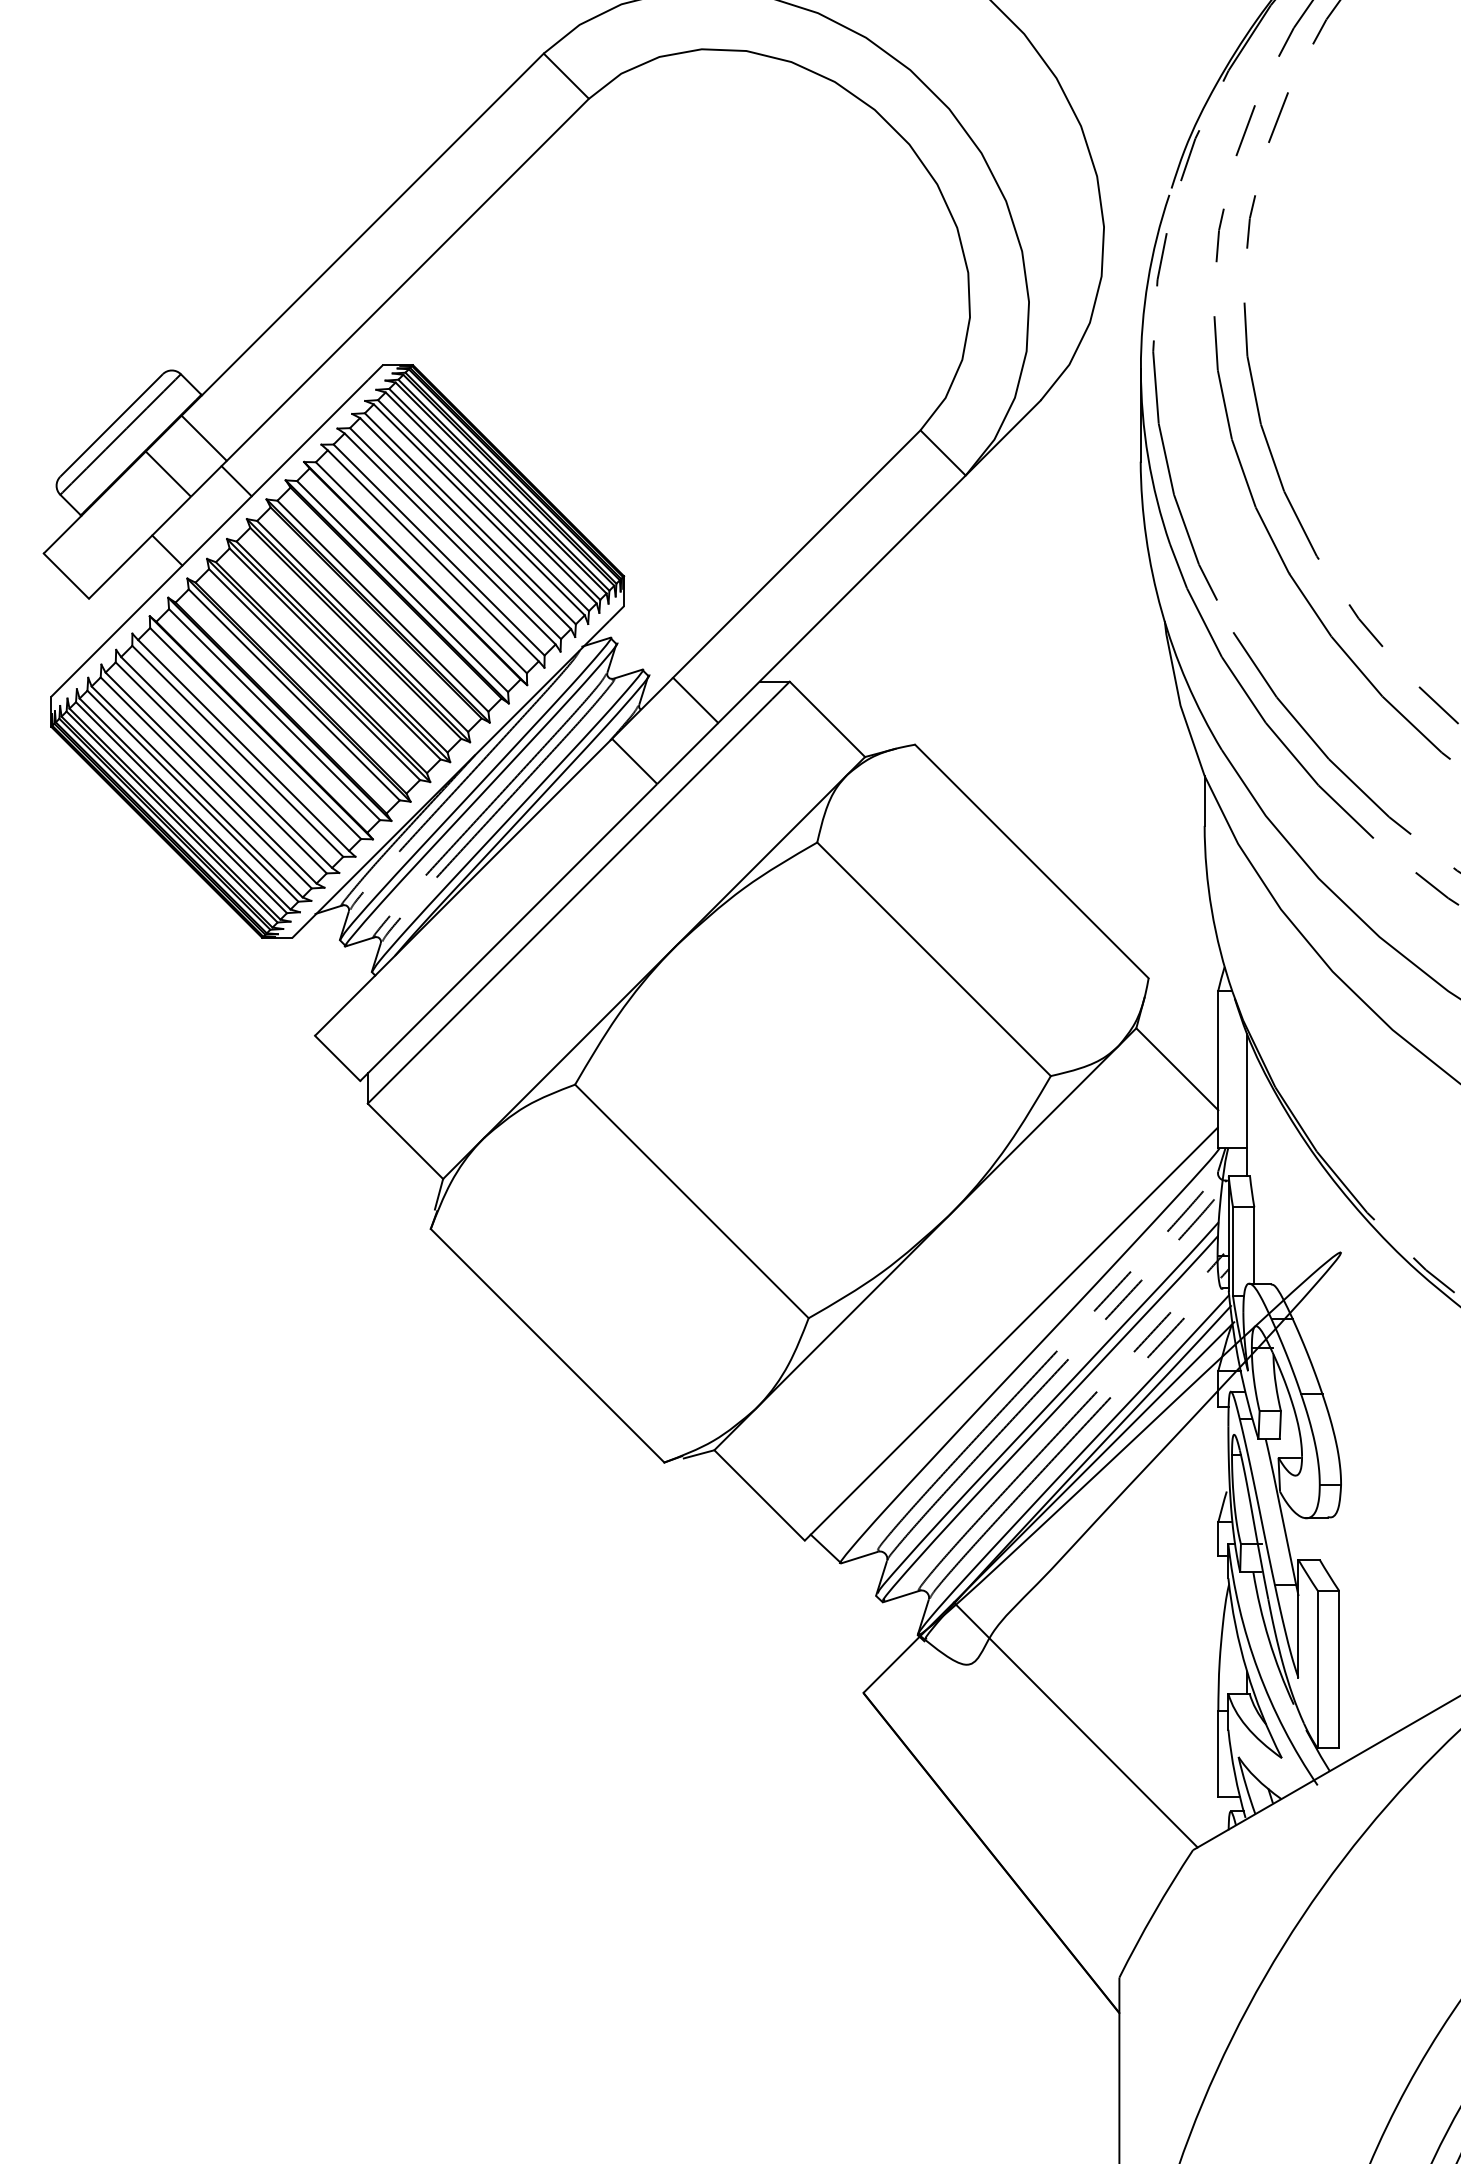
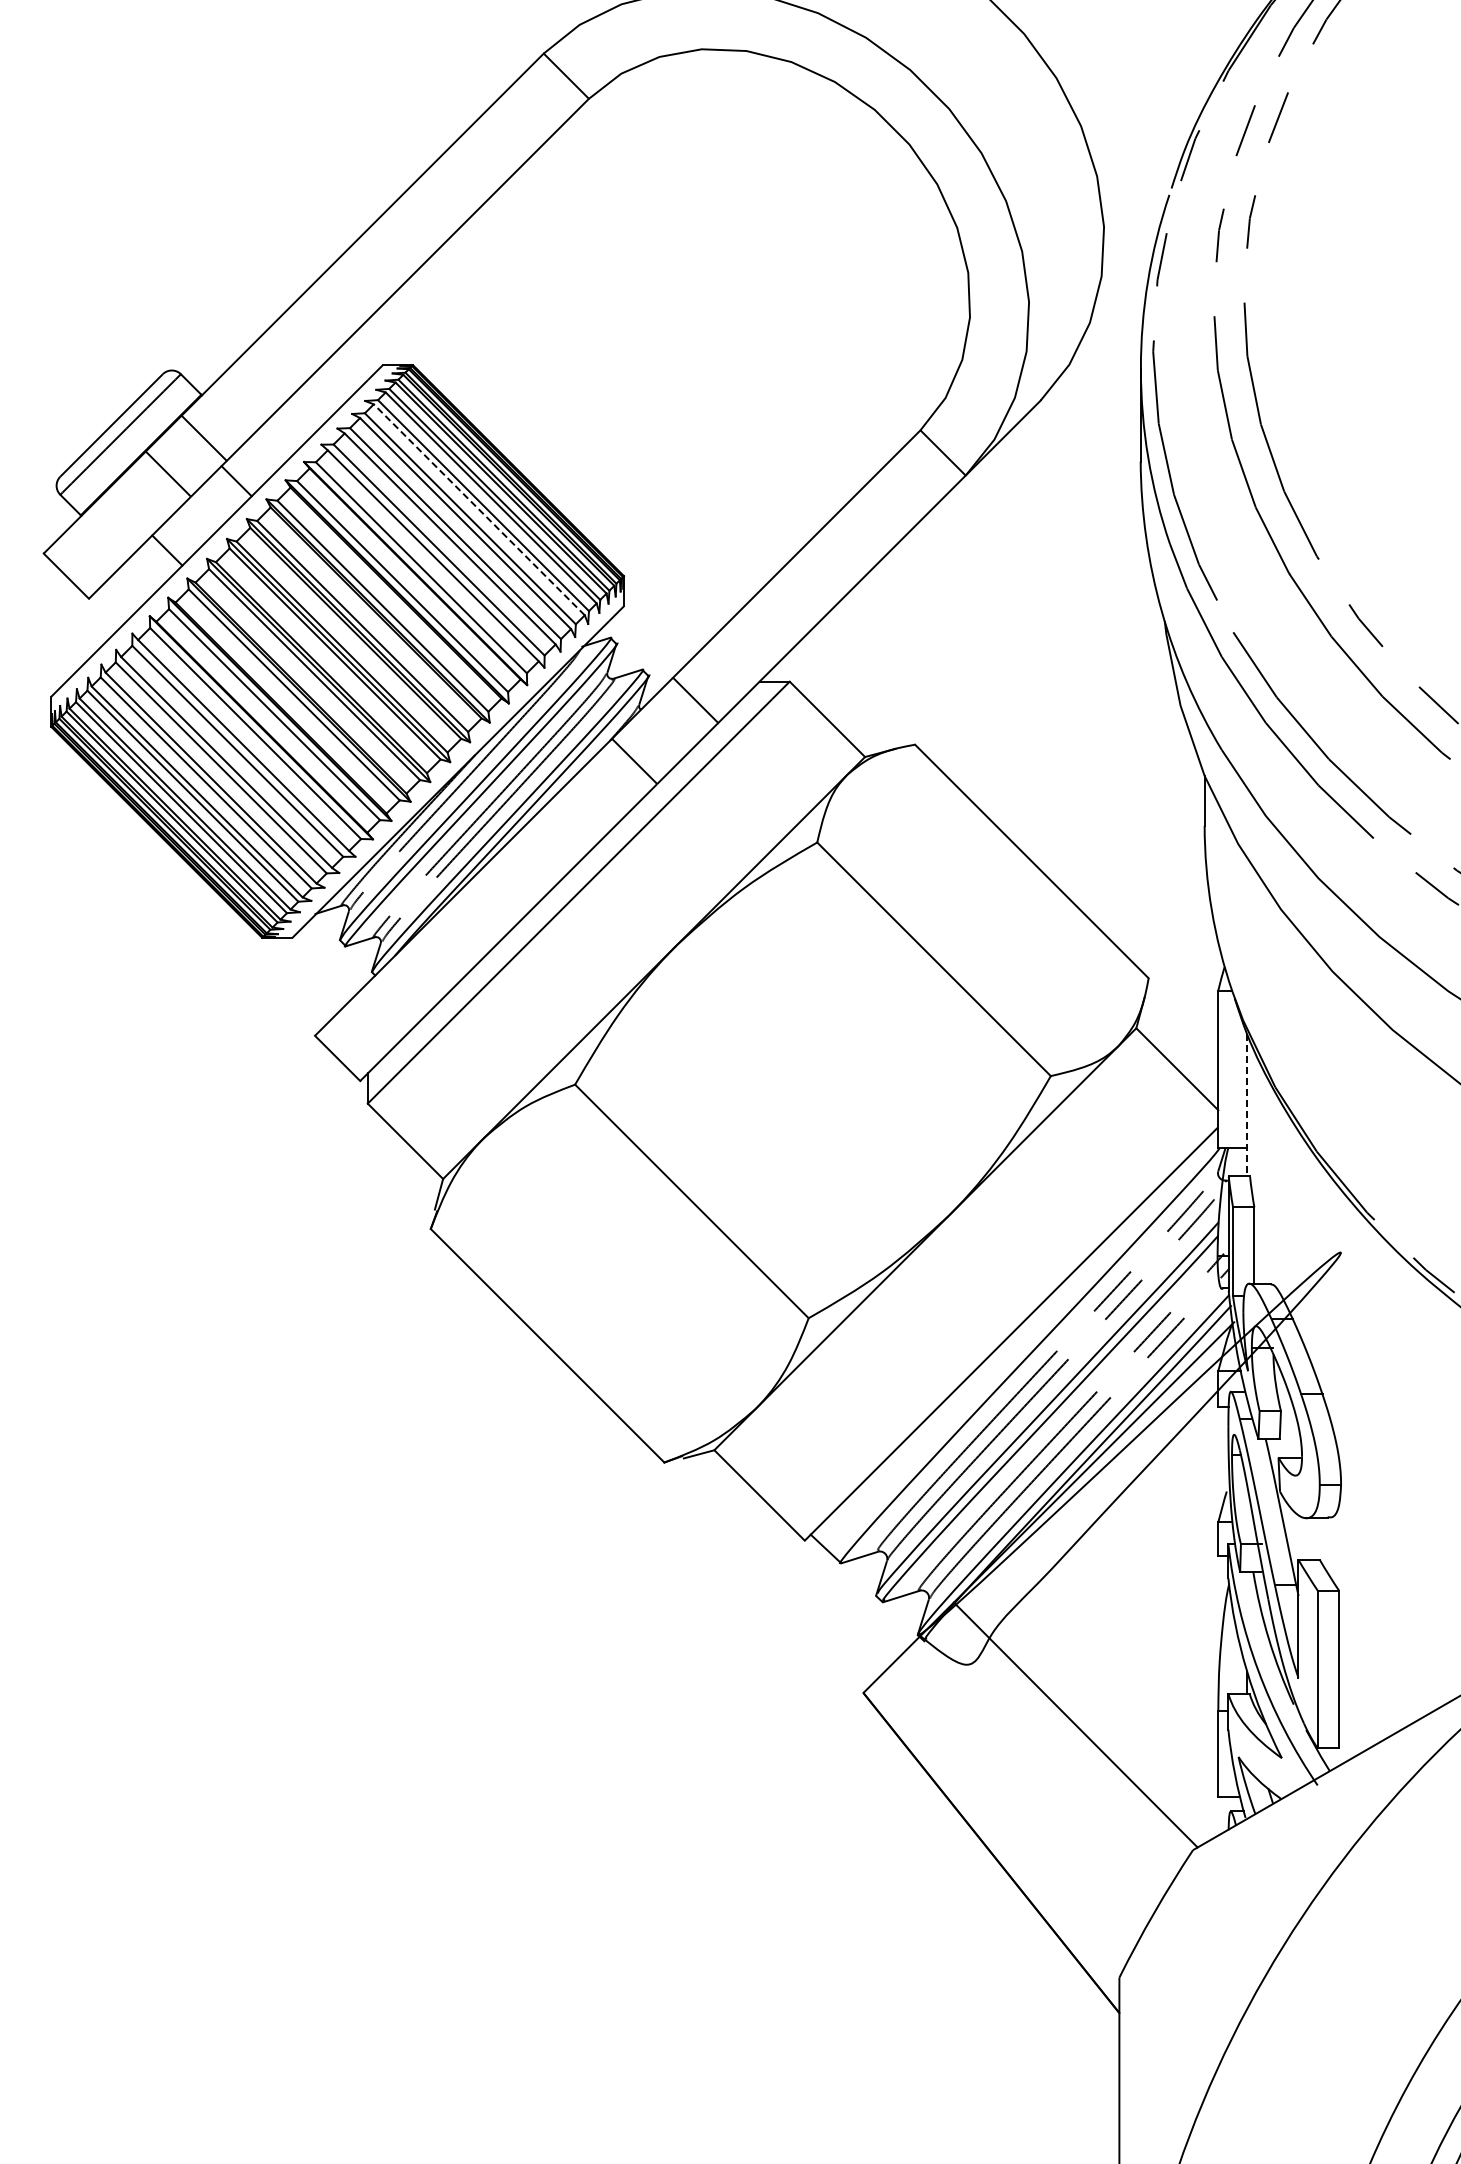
line: solid -> dashed (478, 509)
line: solid -> dashed (1247, 1105)
